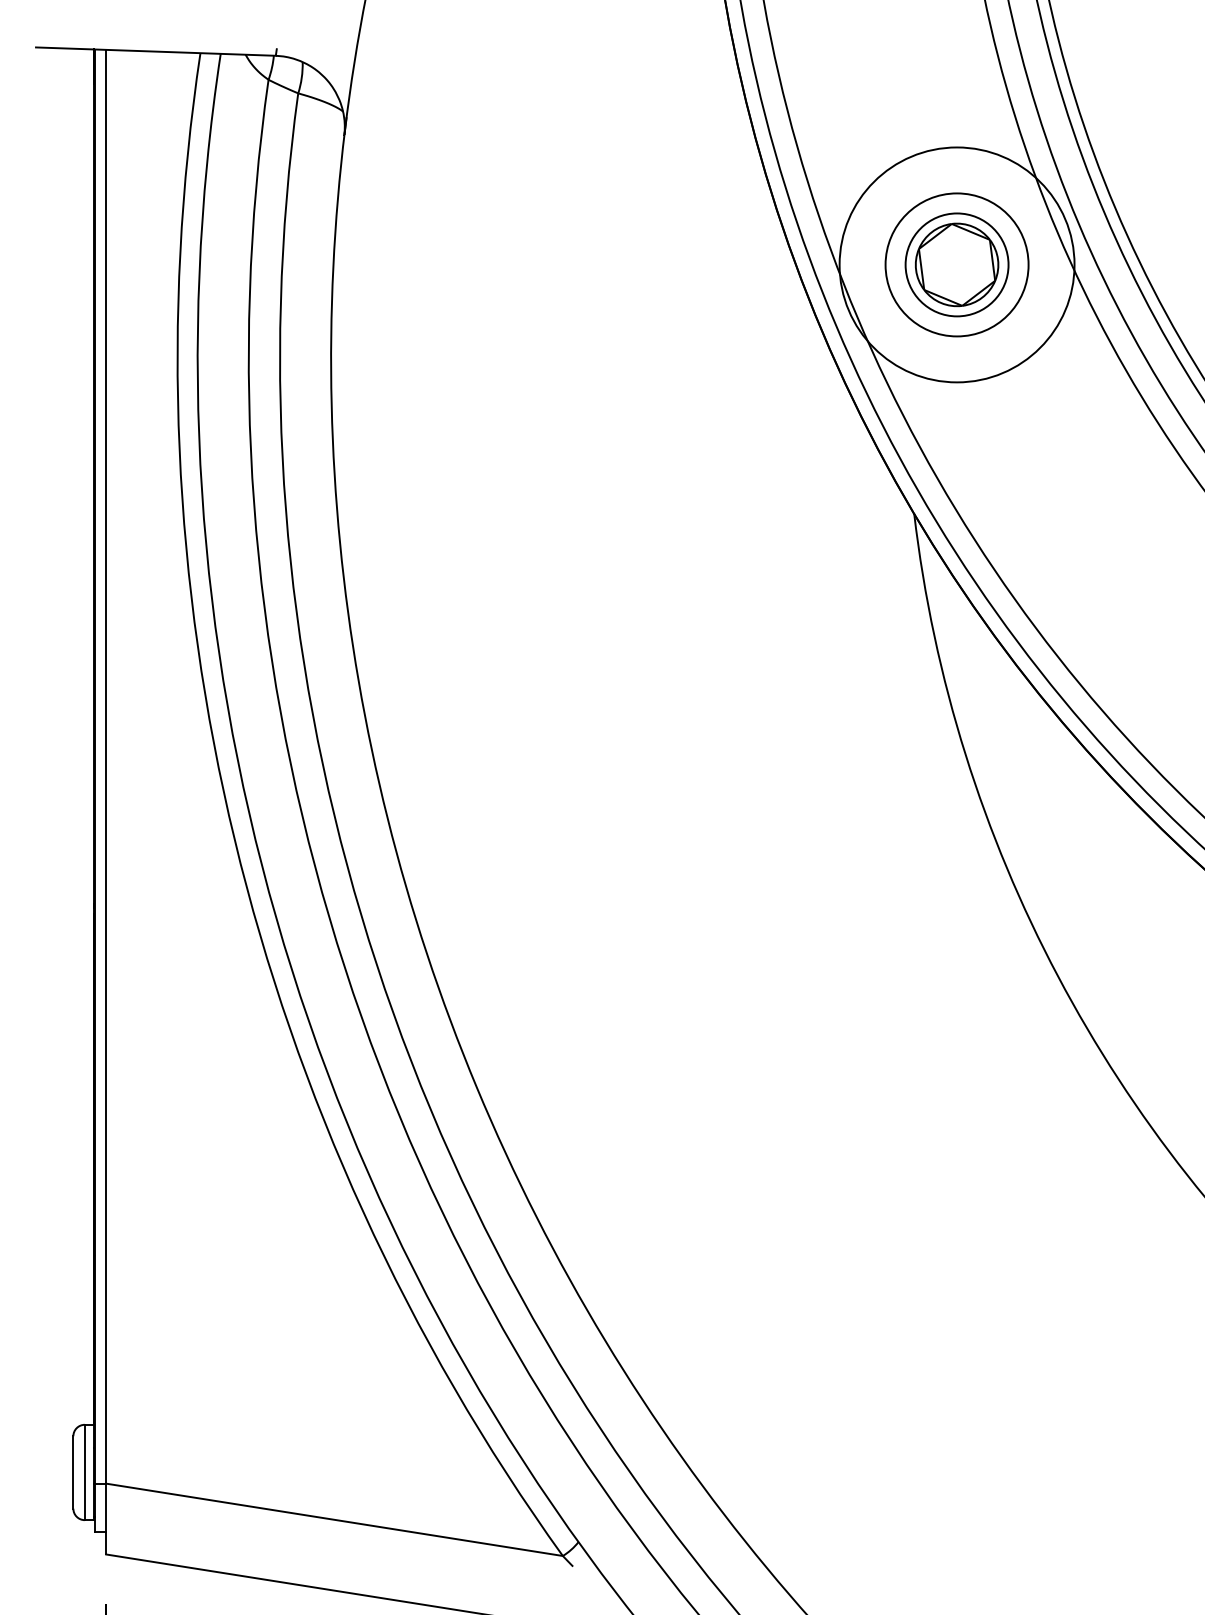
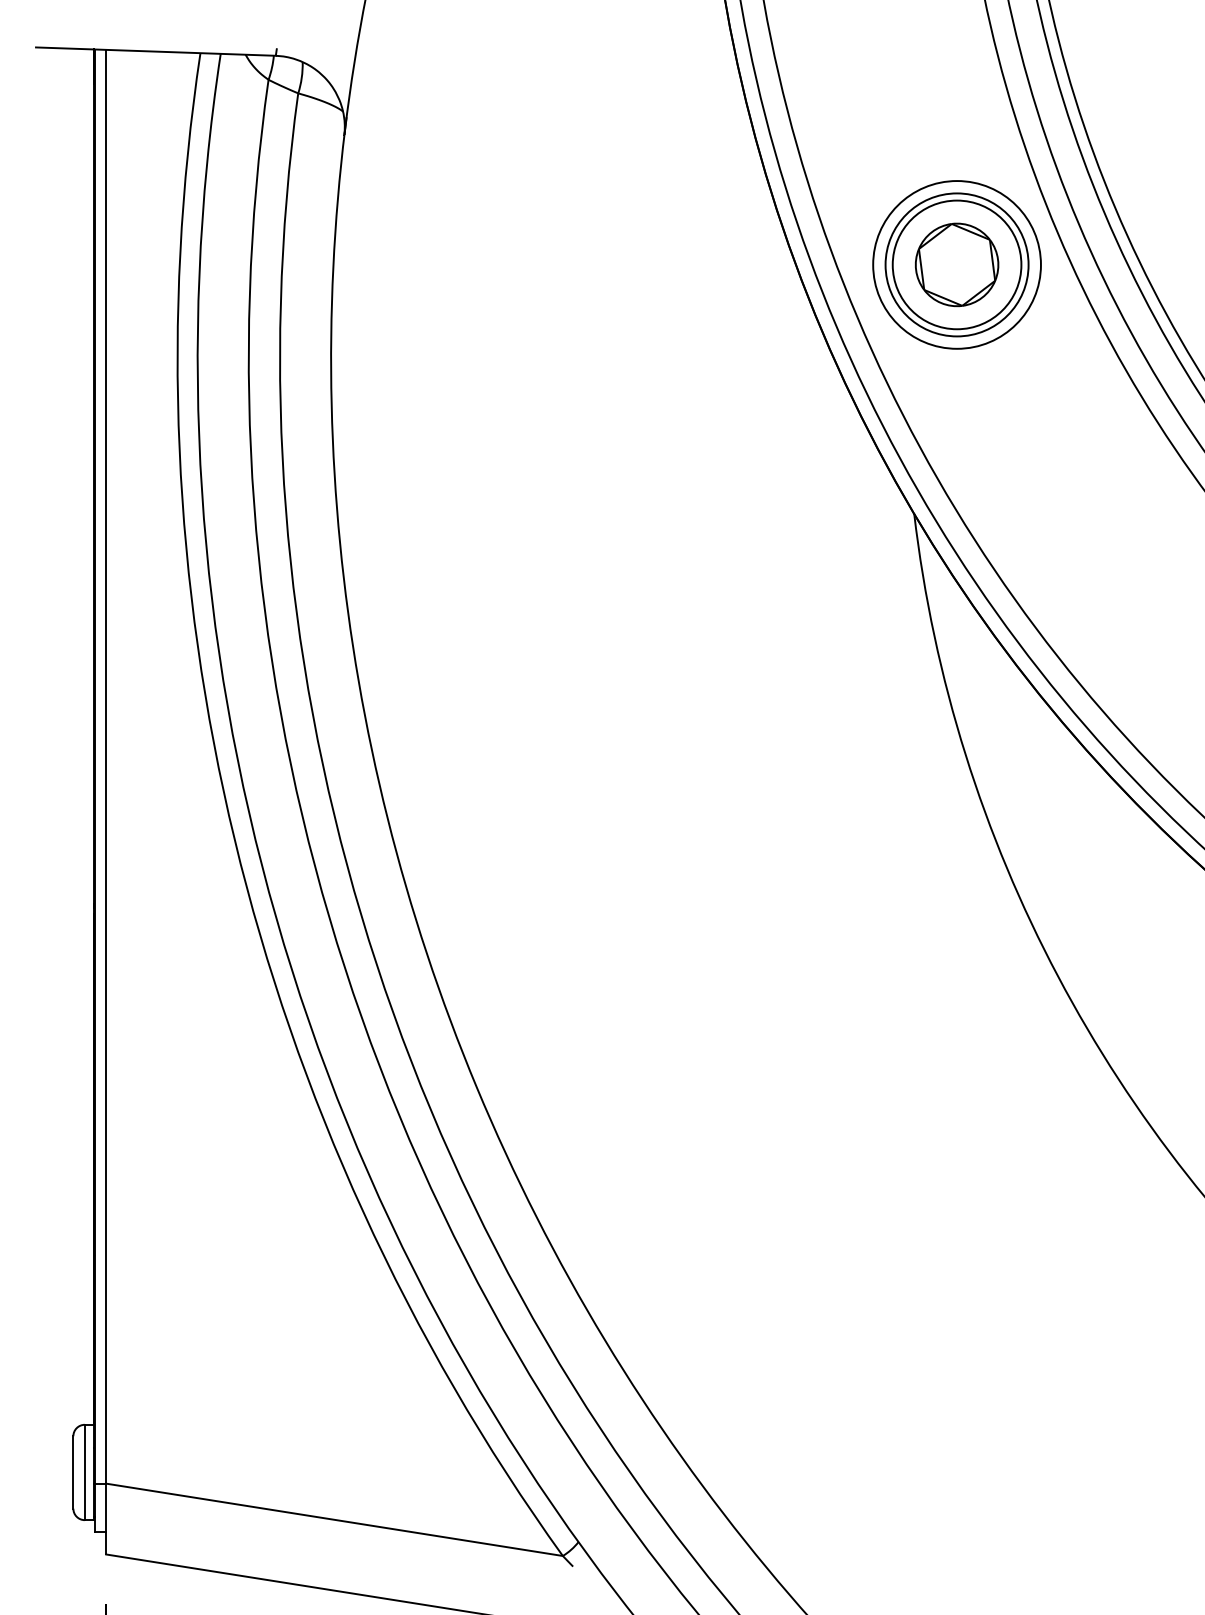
circle diameter: 103 px -> 129 px (956, 264)
circle diameter: 235 px -> 168 px (956, 264)
